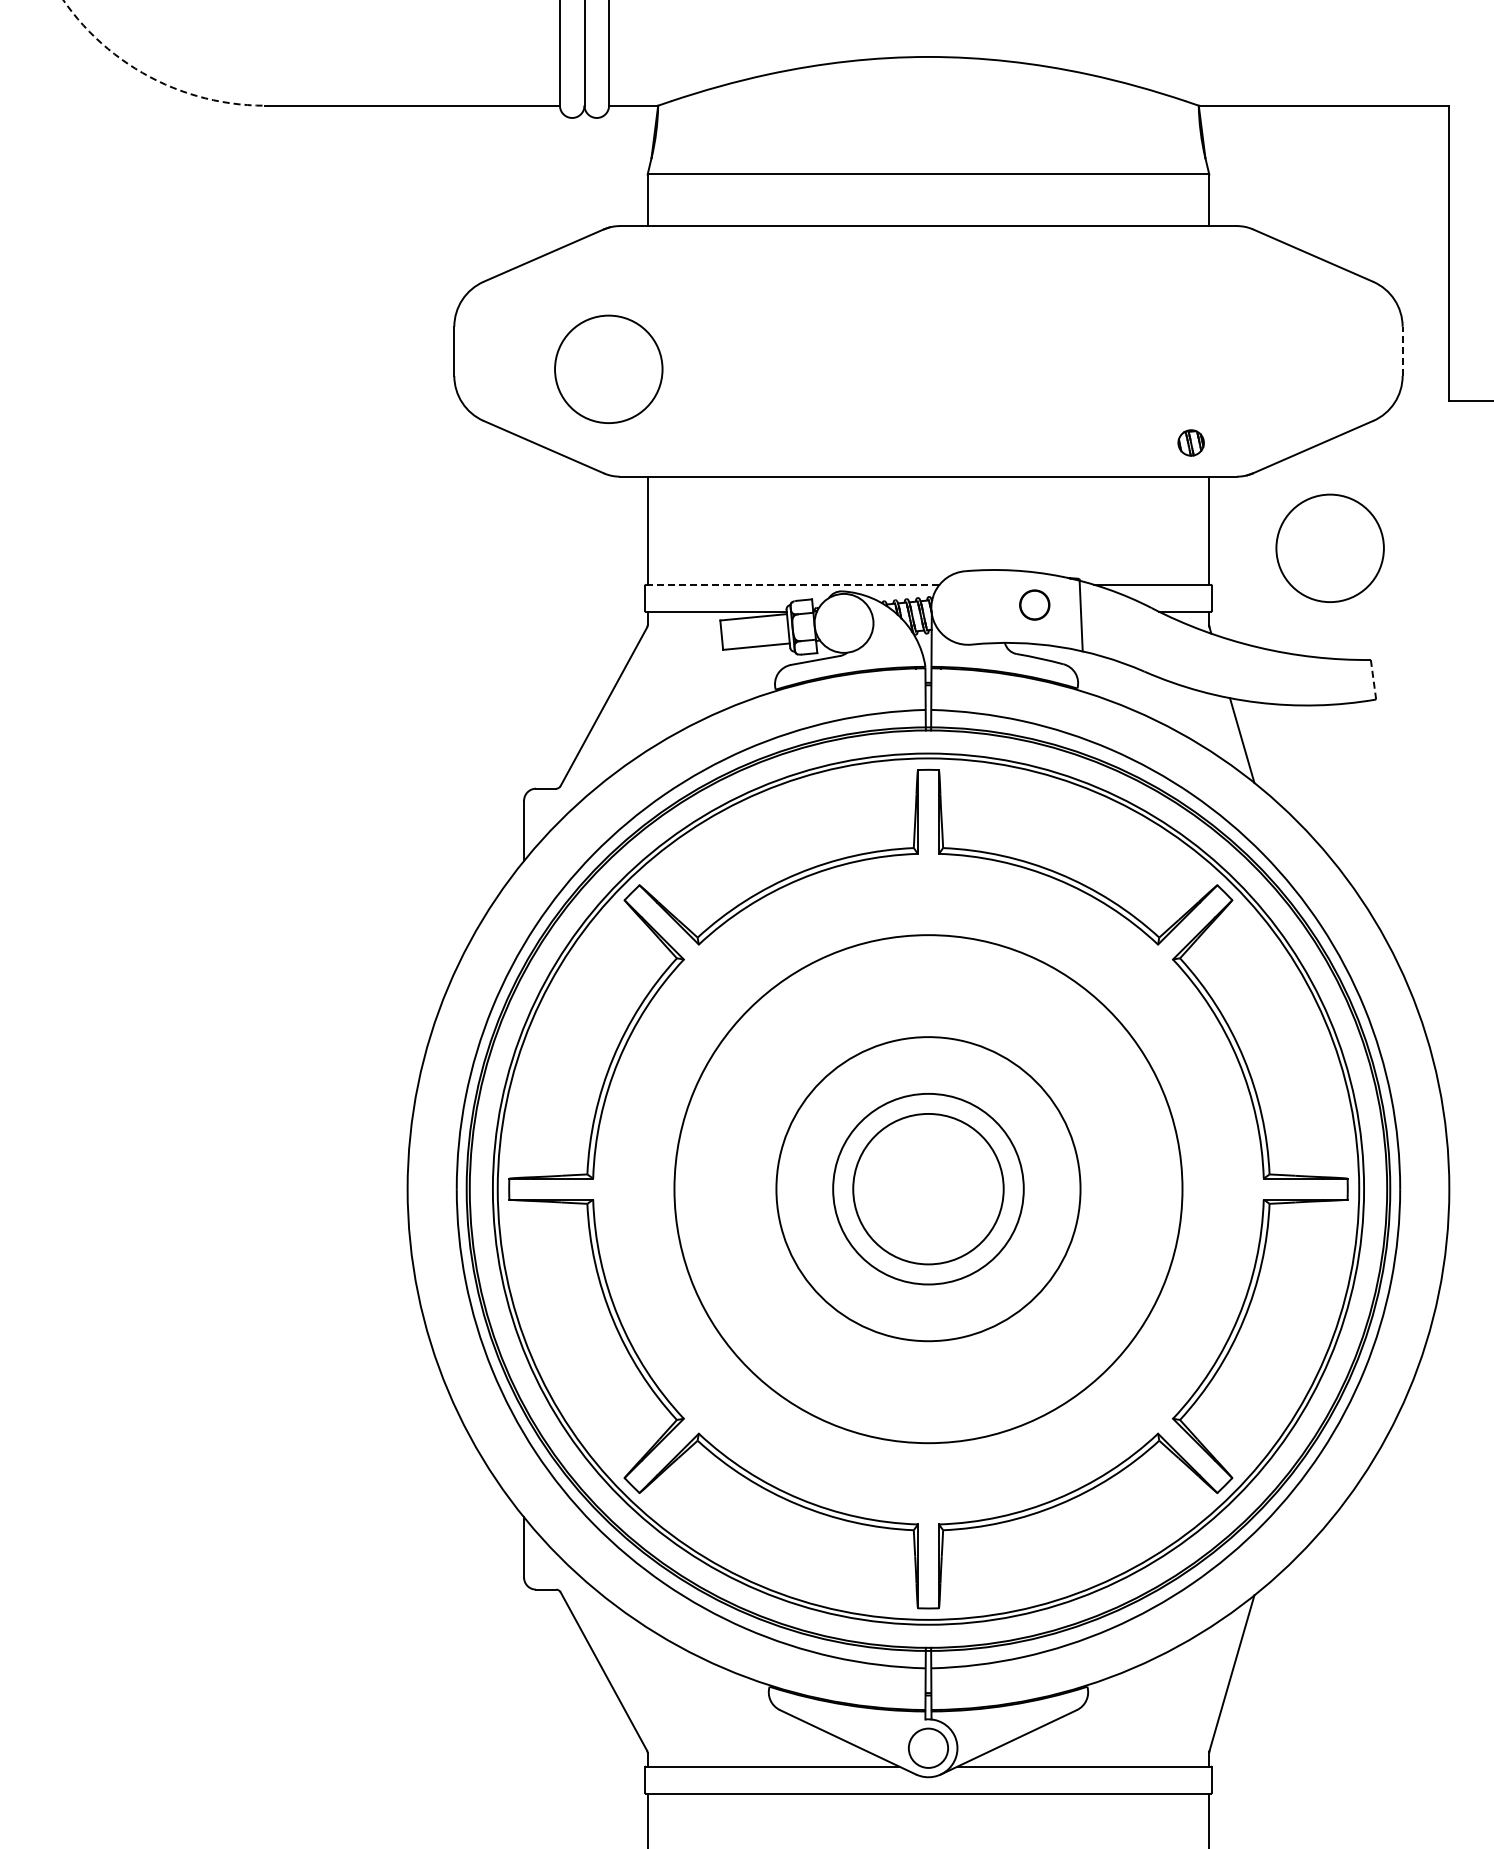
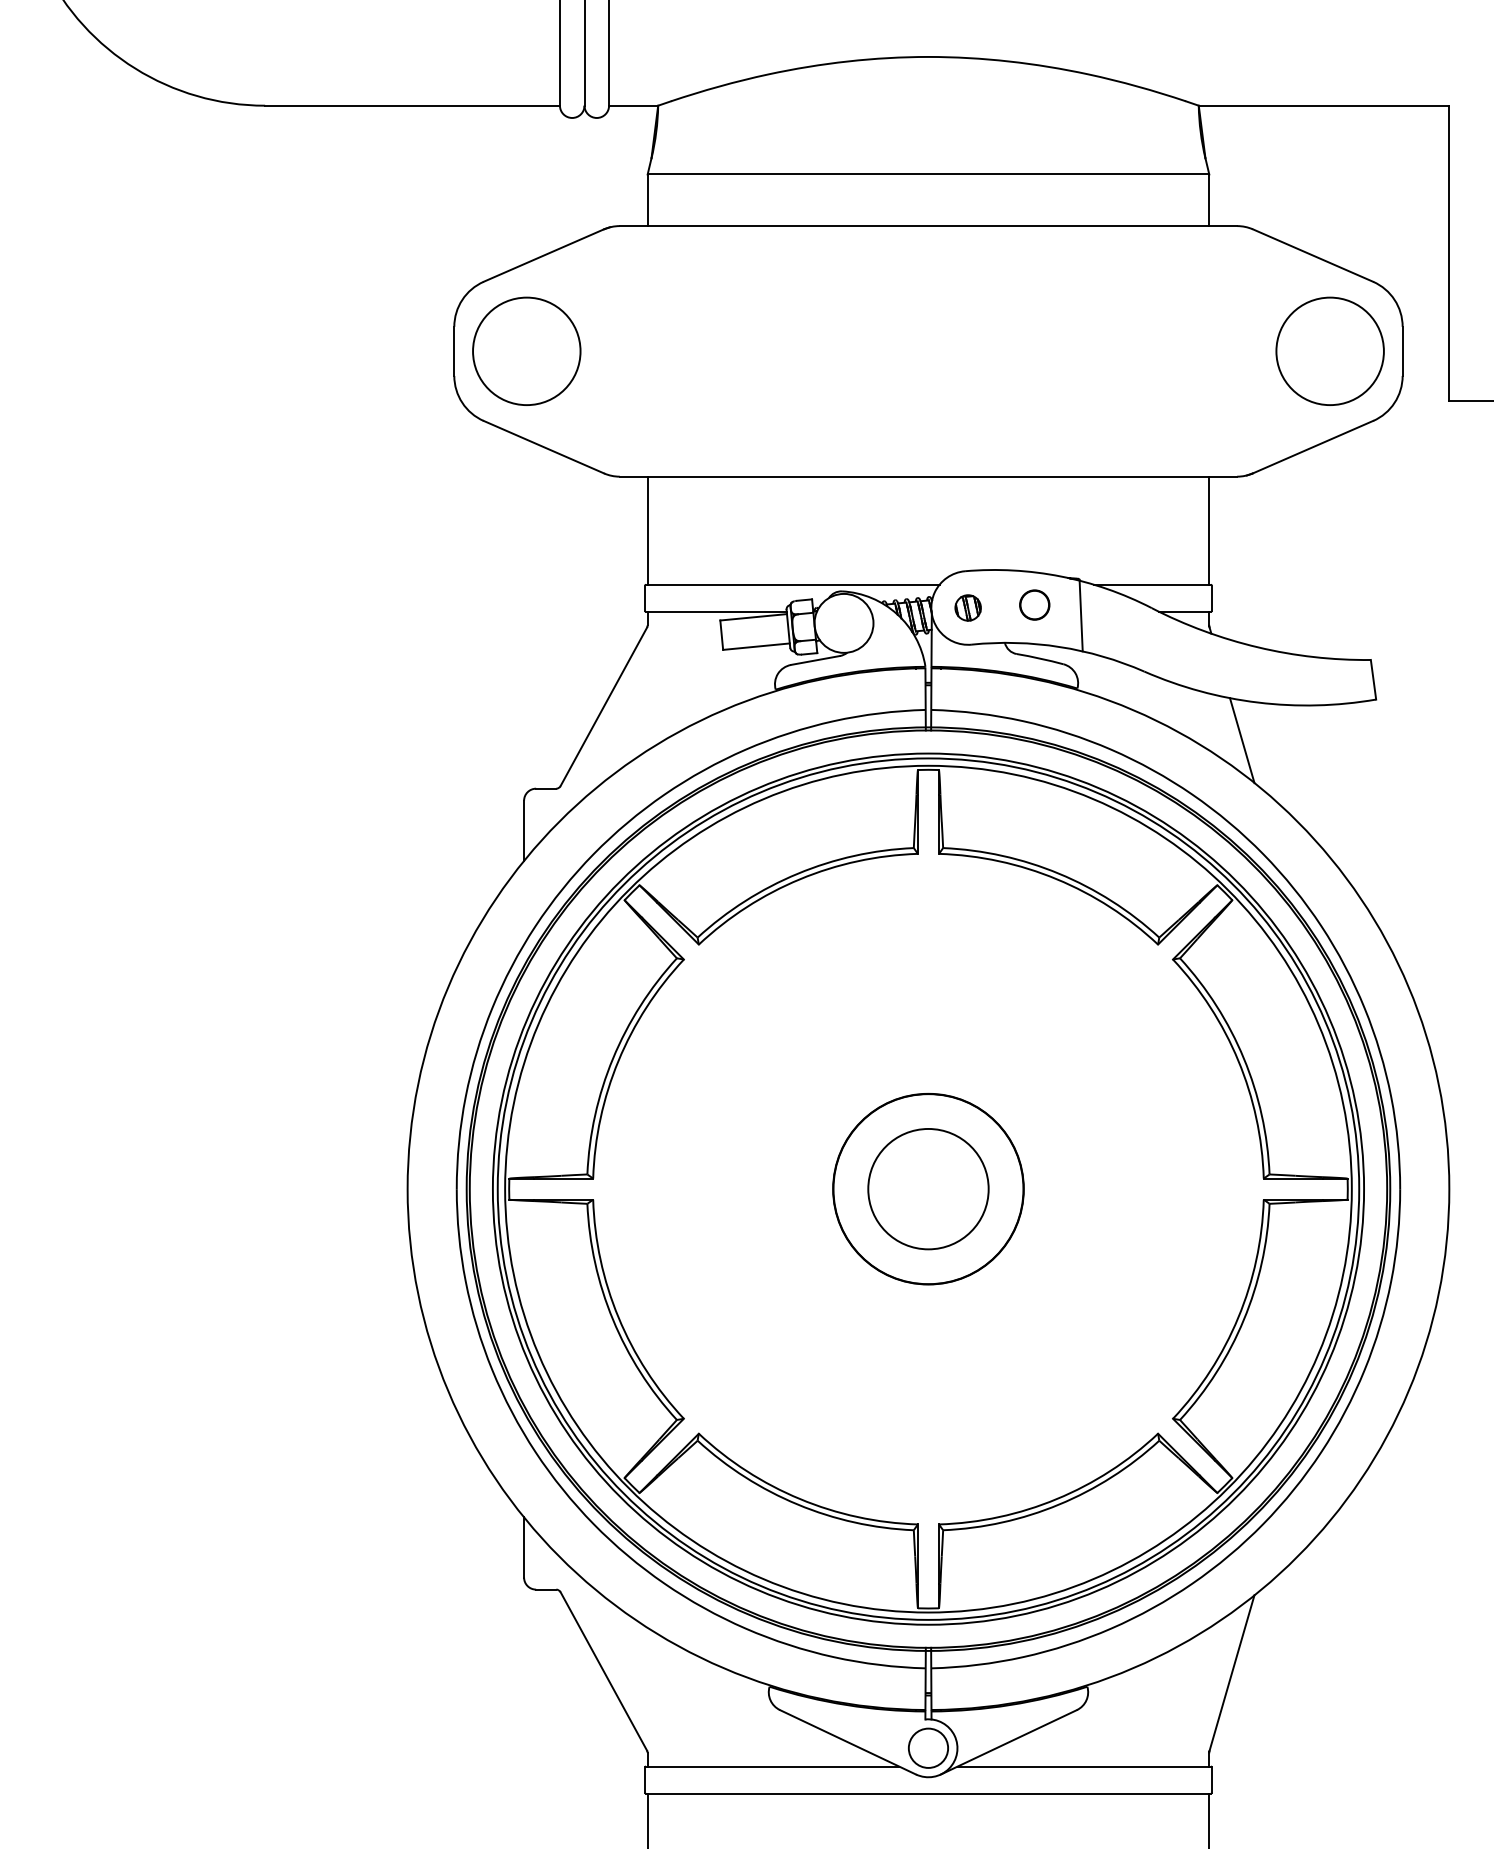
arc: dashed -> solid (151, 77)
line: dashed -> solid (1402, 351)
circle position: (608, 368) -> (526, 350) (526, 350)
part position: (1190, 442) -> (967, 607) (967, 607)
circle position: (1329, 547) -> (1329, 350) (1329, 350)
line: dashed -> solid (792, 584)
line: dashed -> solid (1373, 679)
circle diameter: 150 px -> 120 px (928, 1188)
circle diameter: 304 px -> 190 px (928, 1189)
circle diameter: 508 px -> 847 px (928, 1188)
